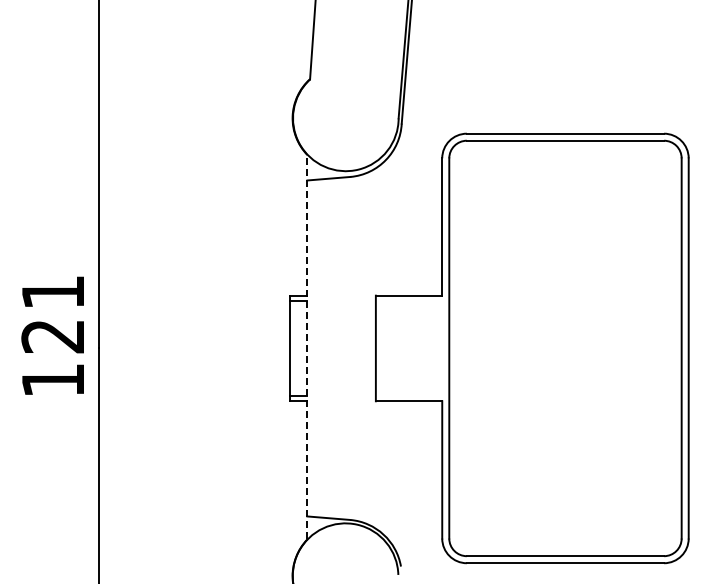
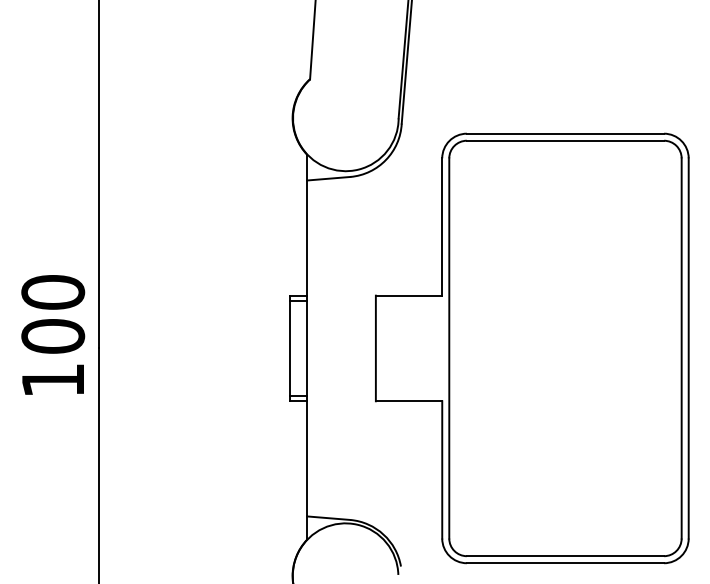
text: 121 -> 100 (53, 314)
line: dashed -> solid (307, 346)
